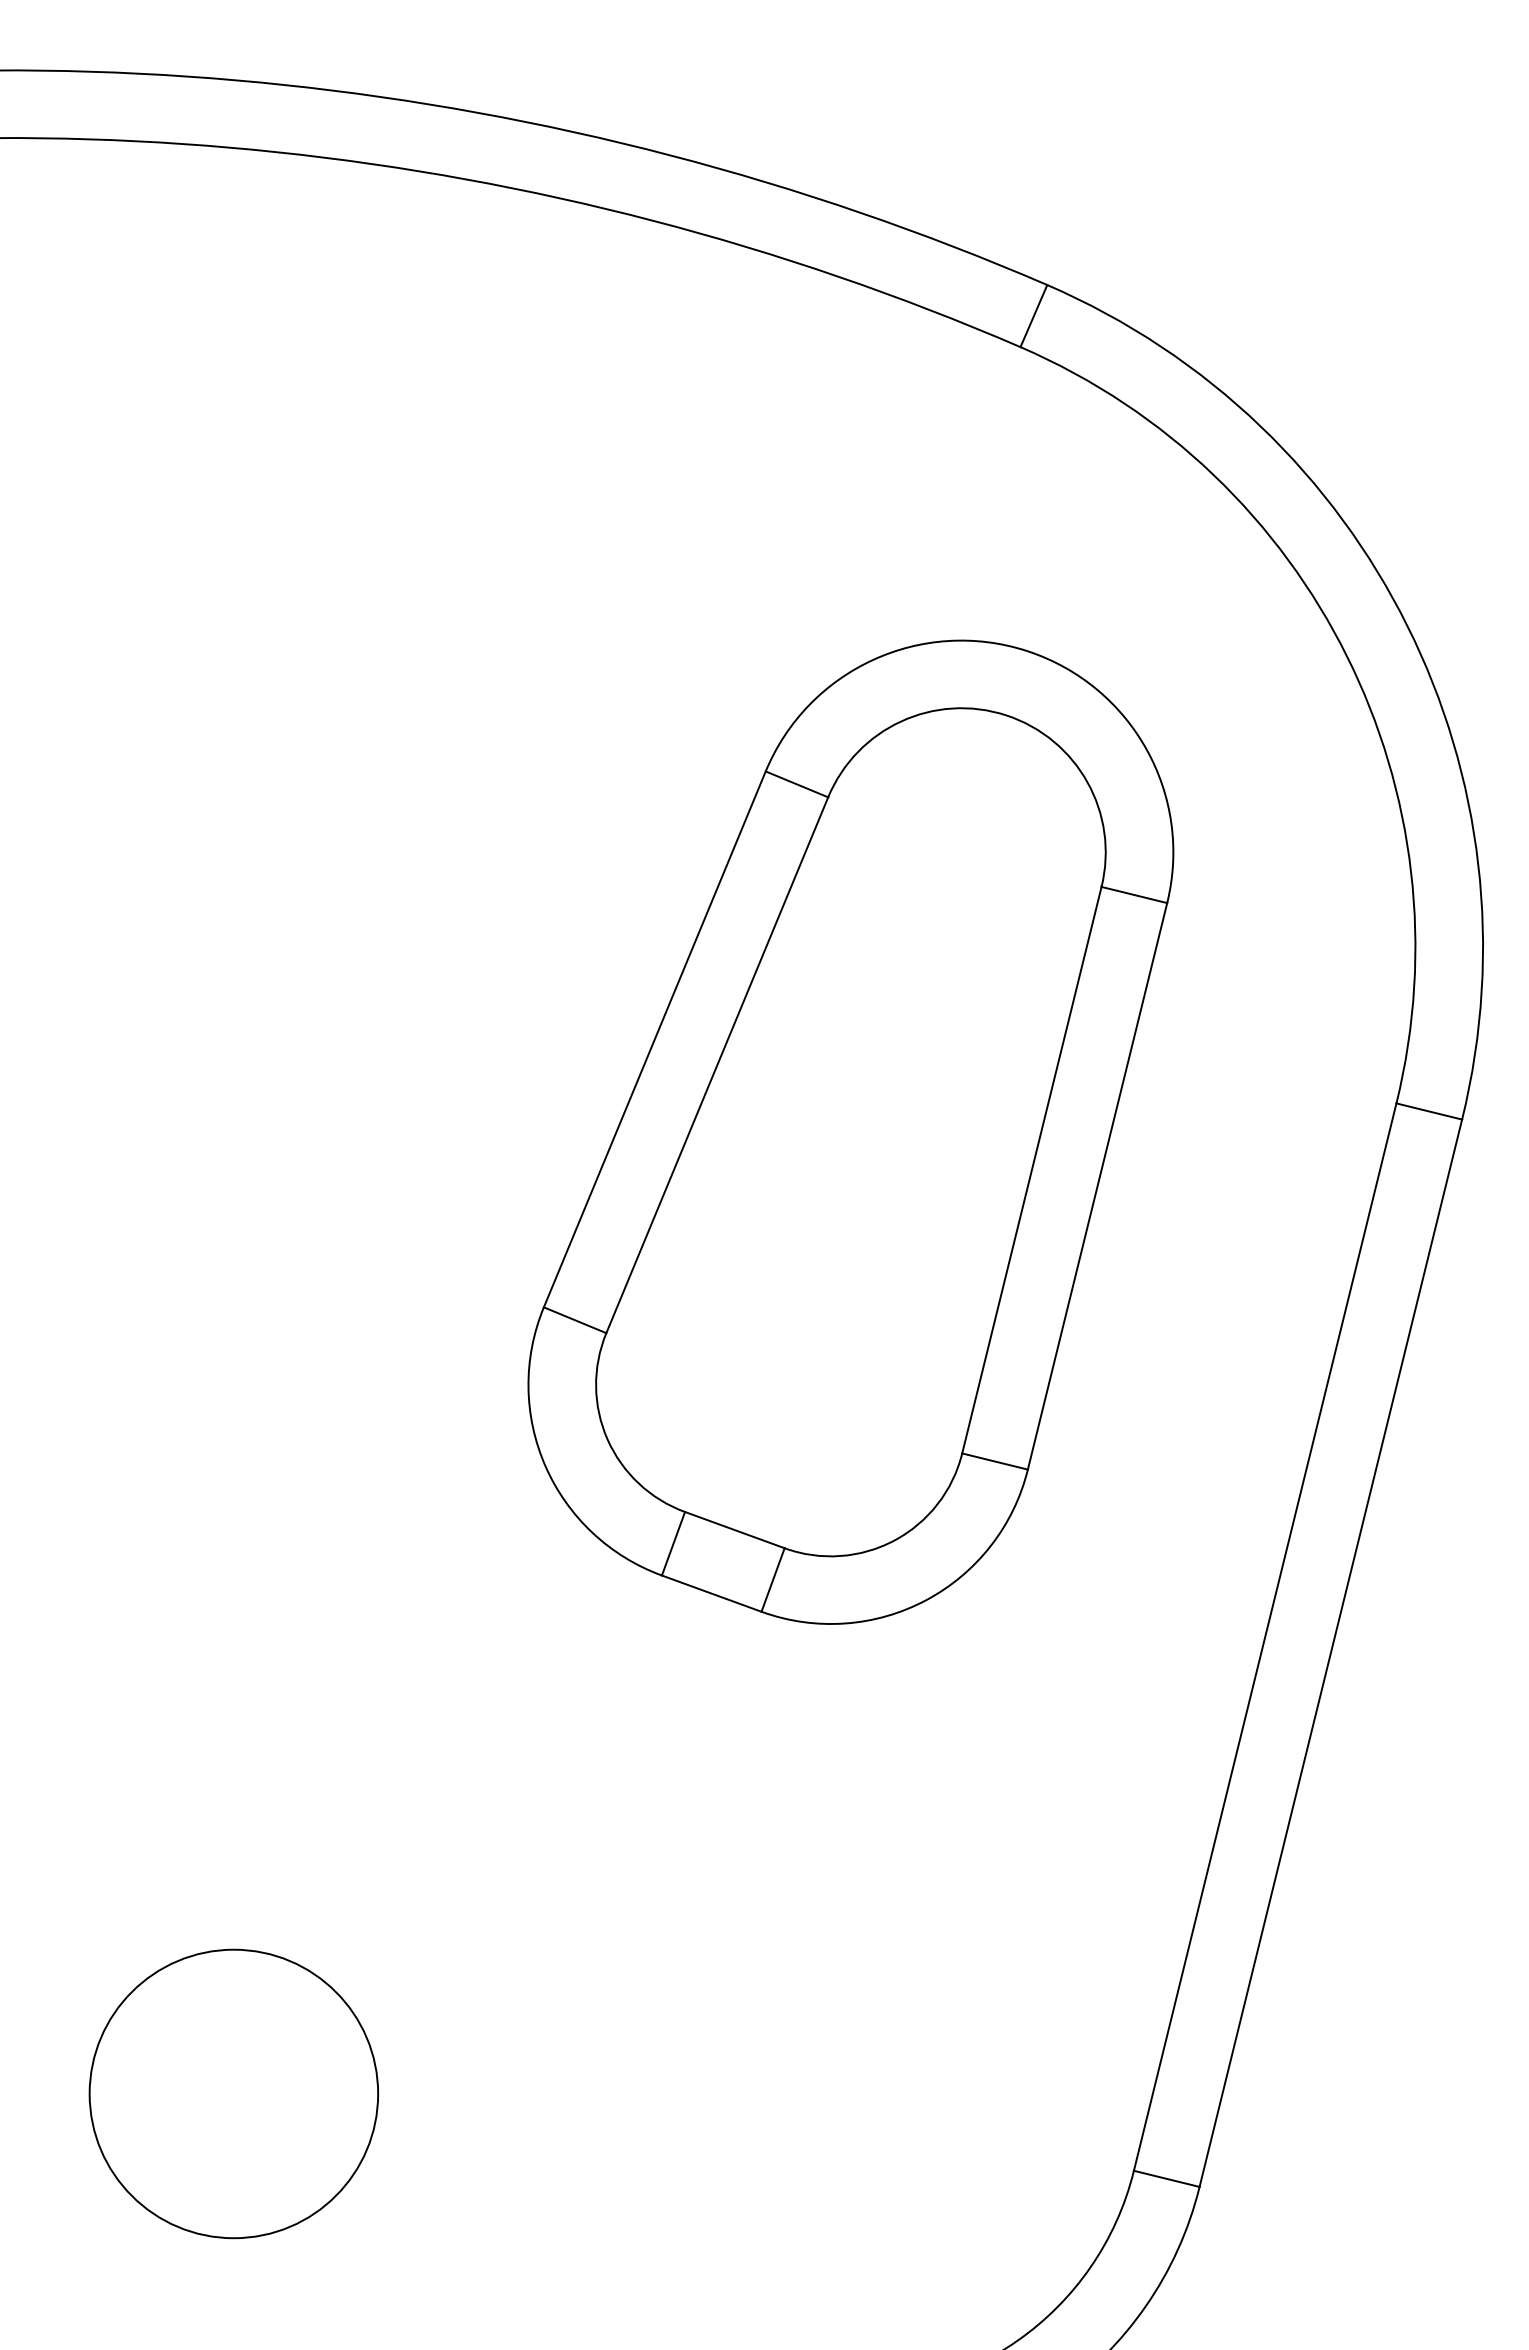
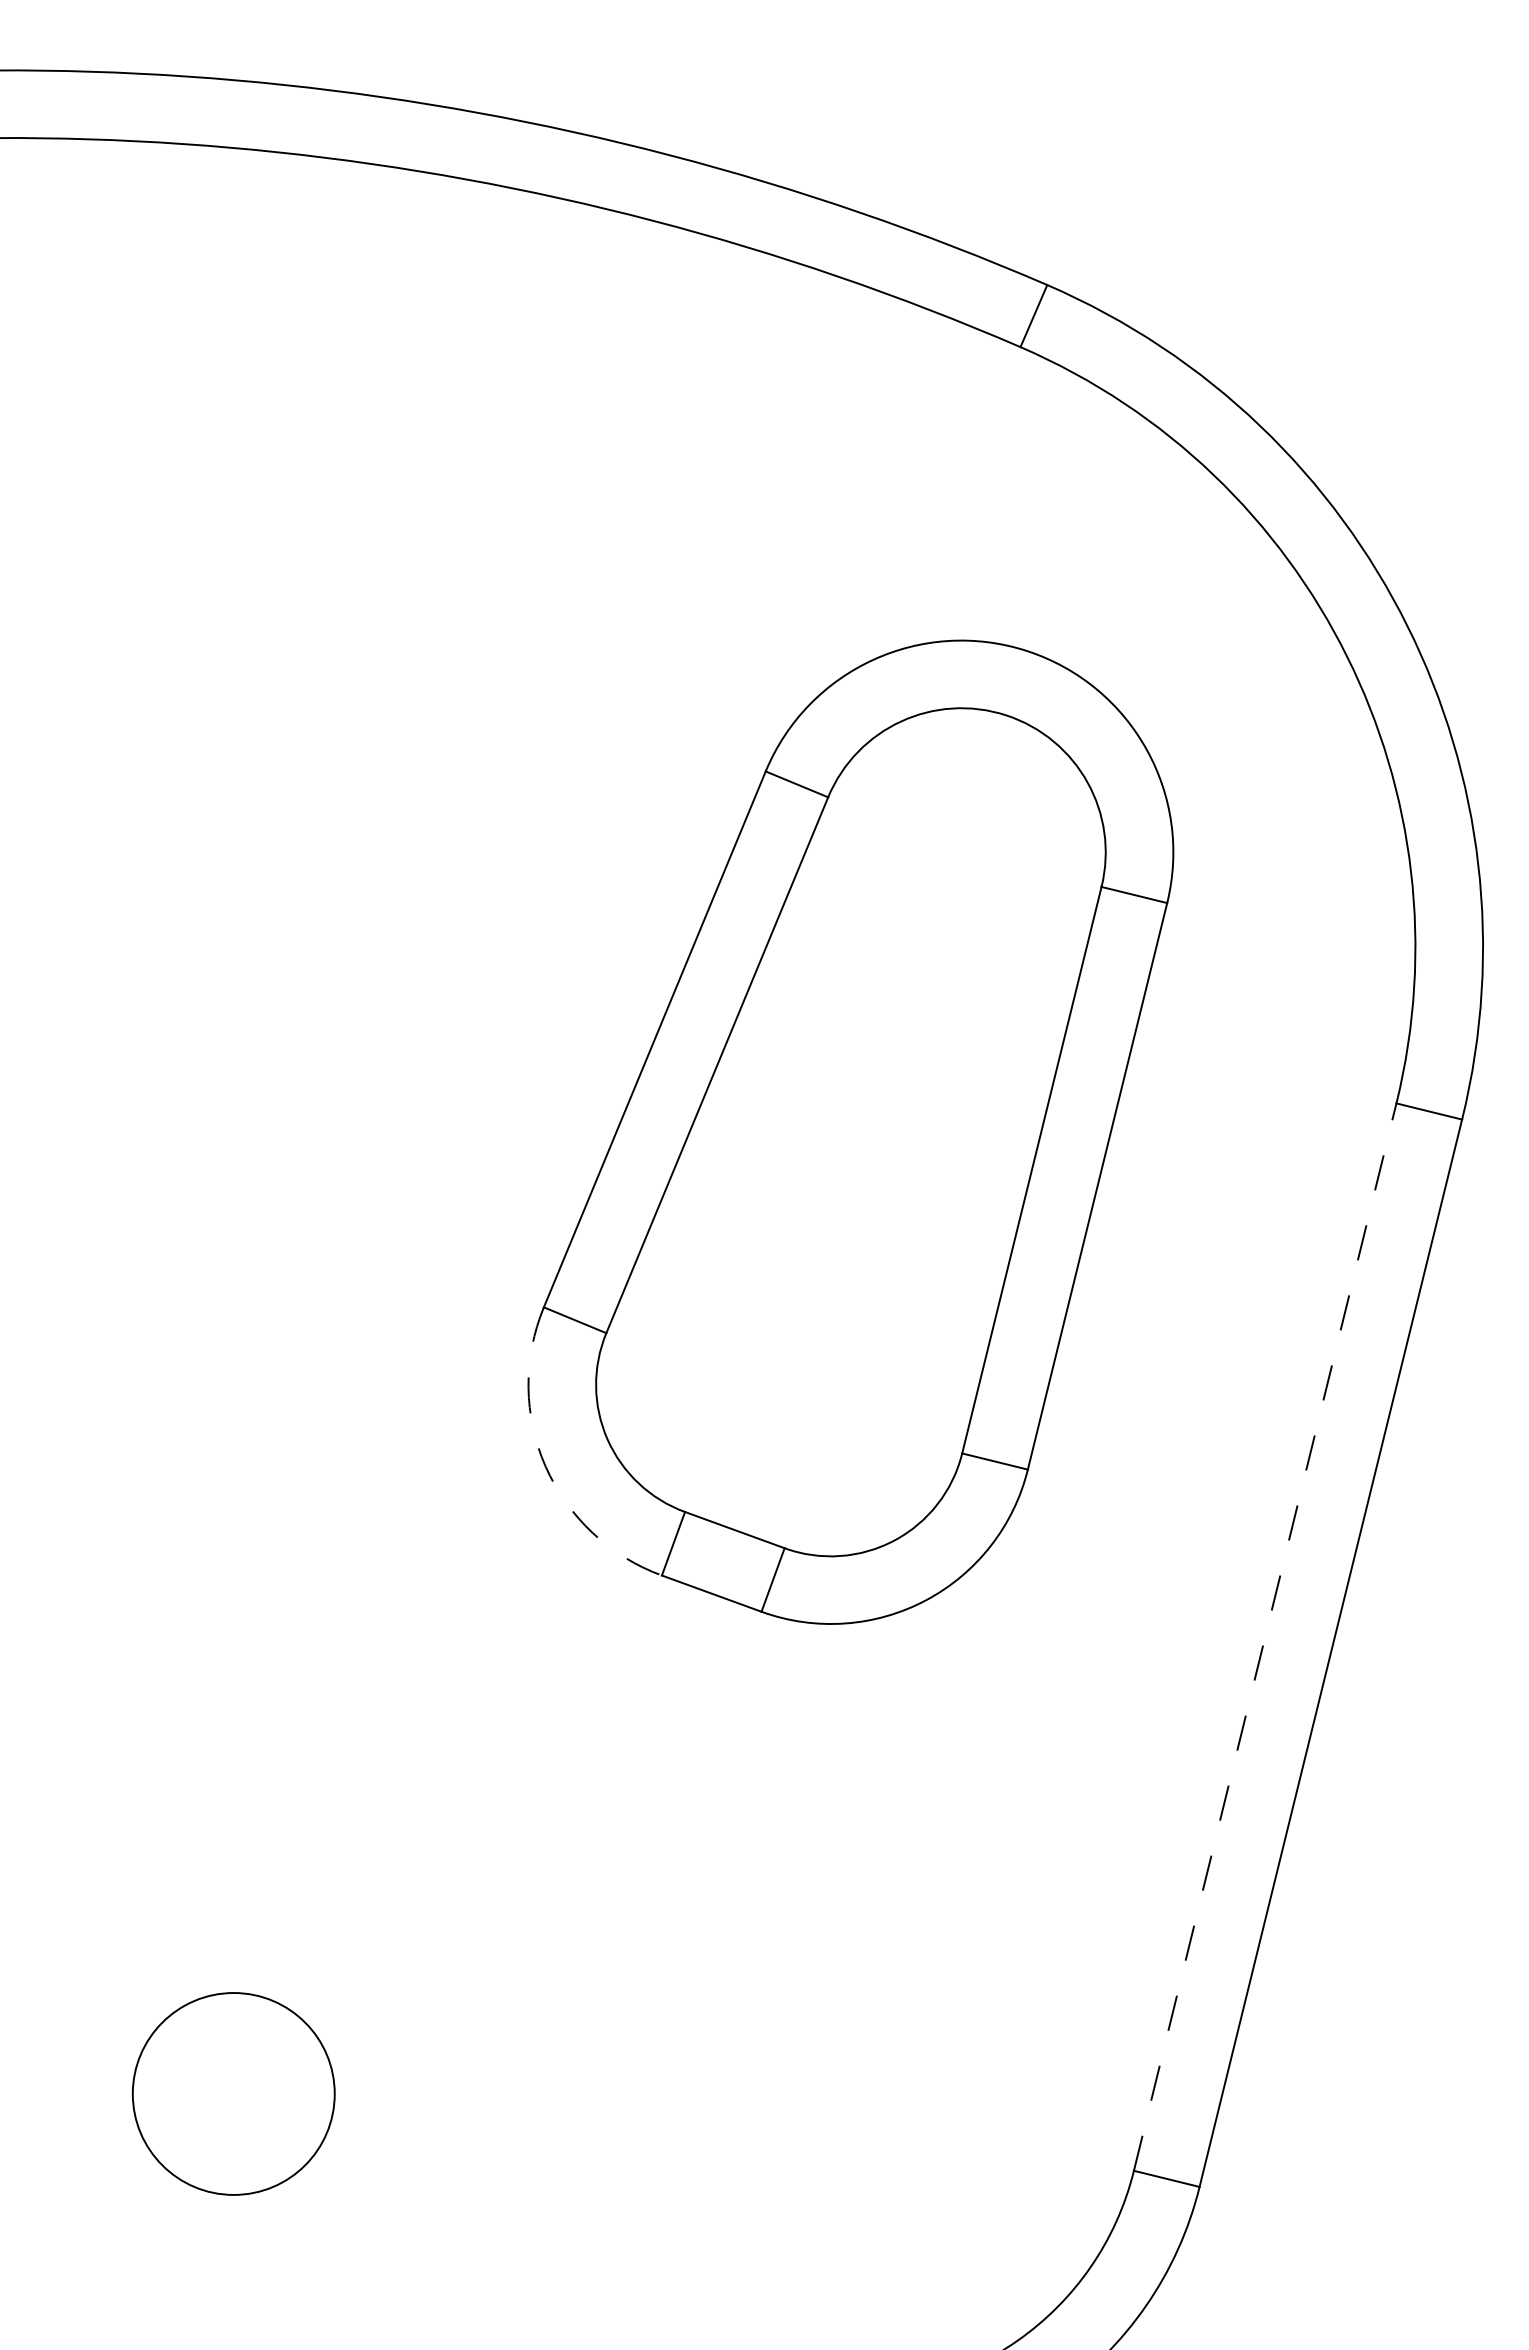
arc: solid -> dashed (545, 1466)
line: solid -> dashed (1265, 1637)
circle size: 291x292 px -> 205x204 px (233, 2093)
